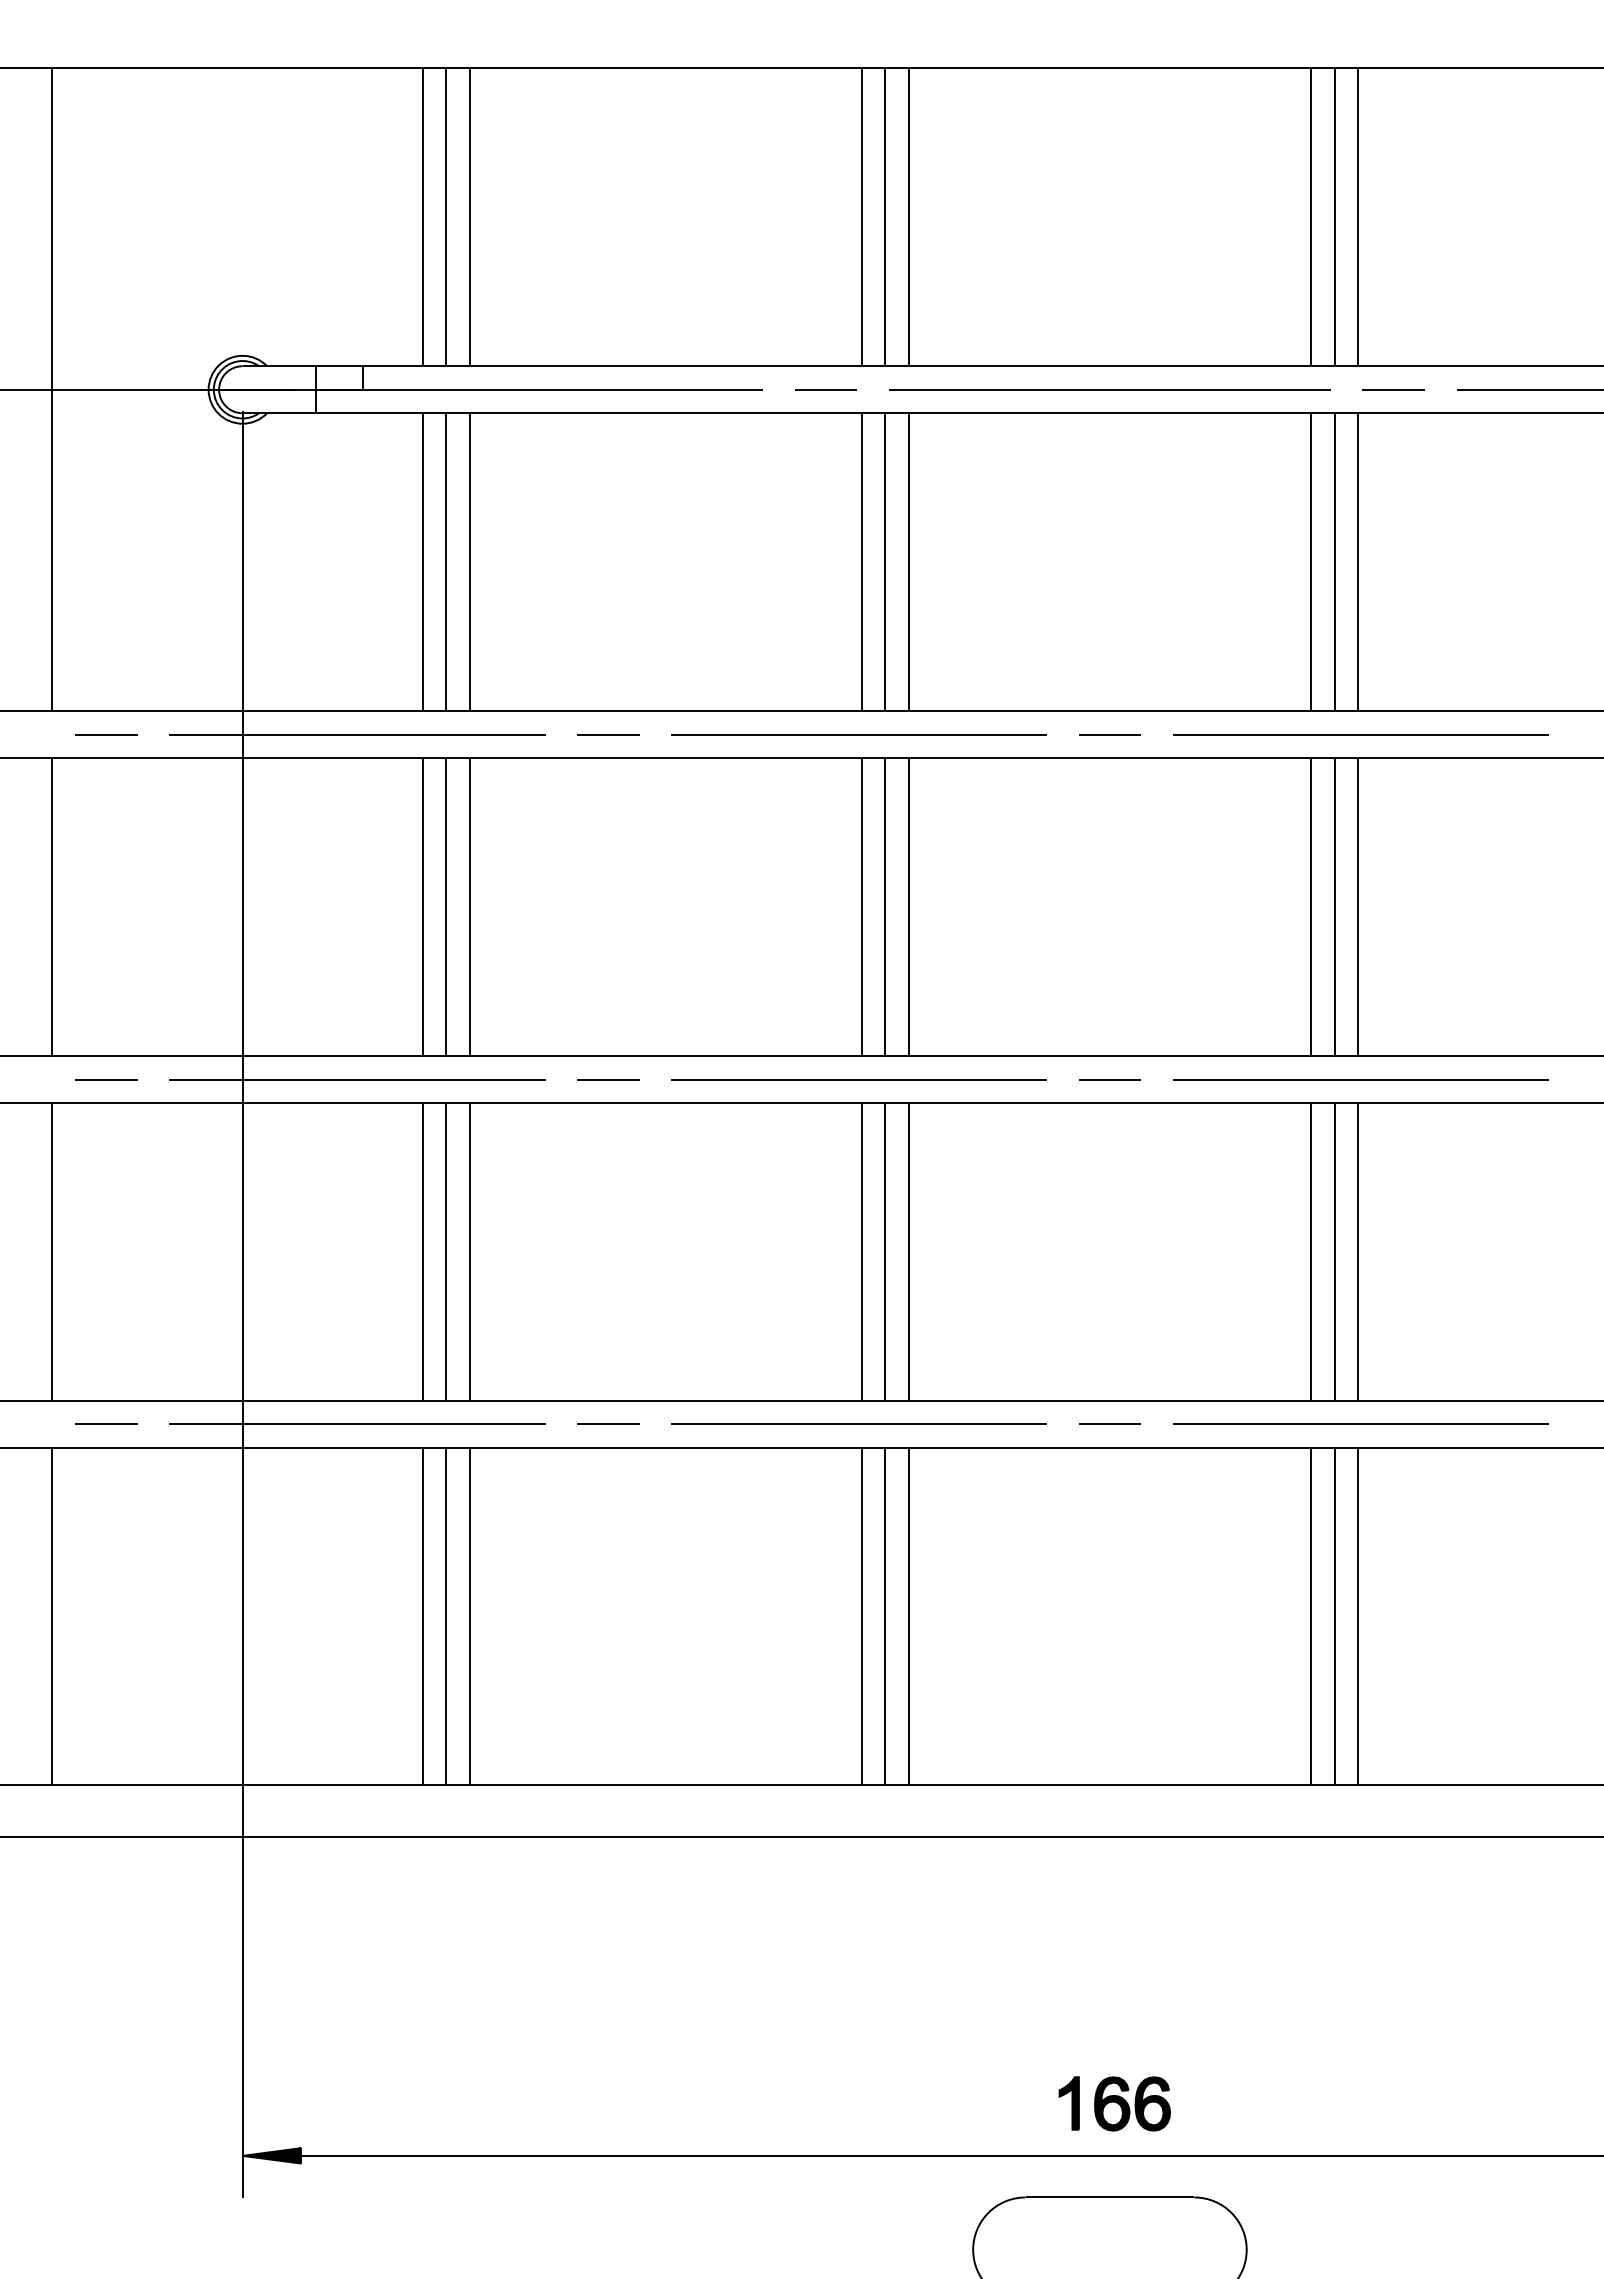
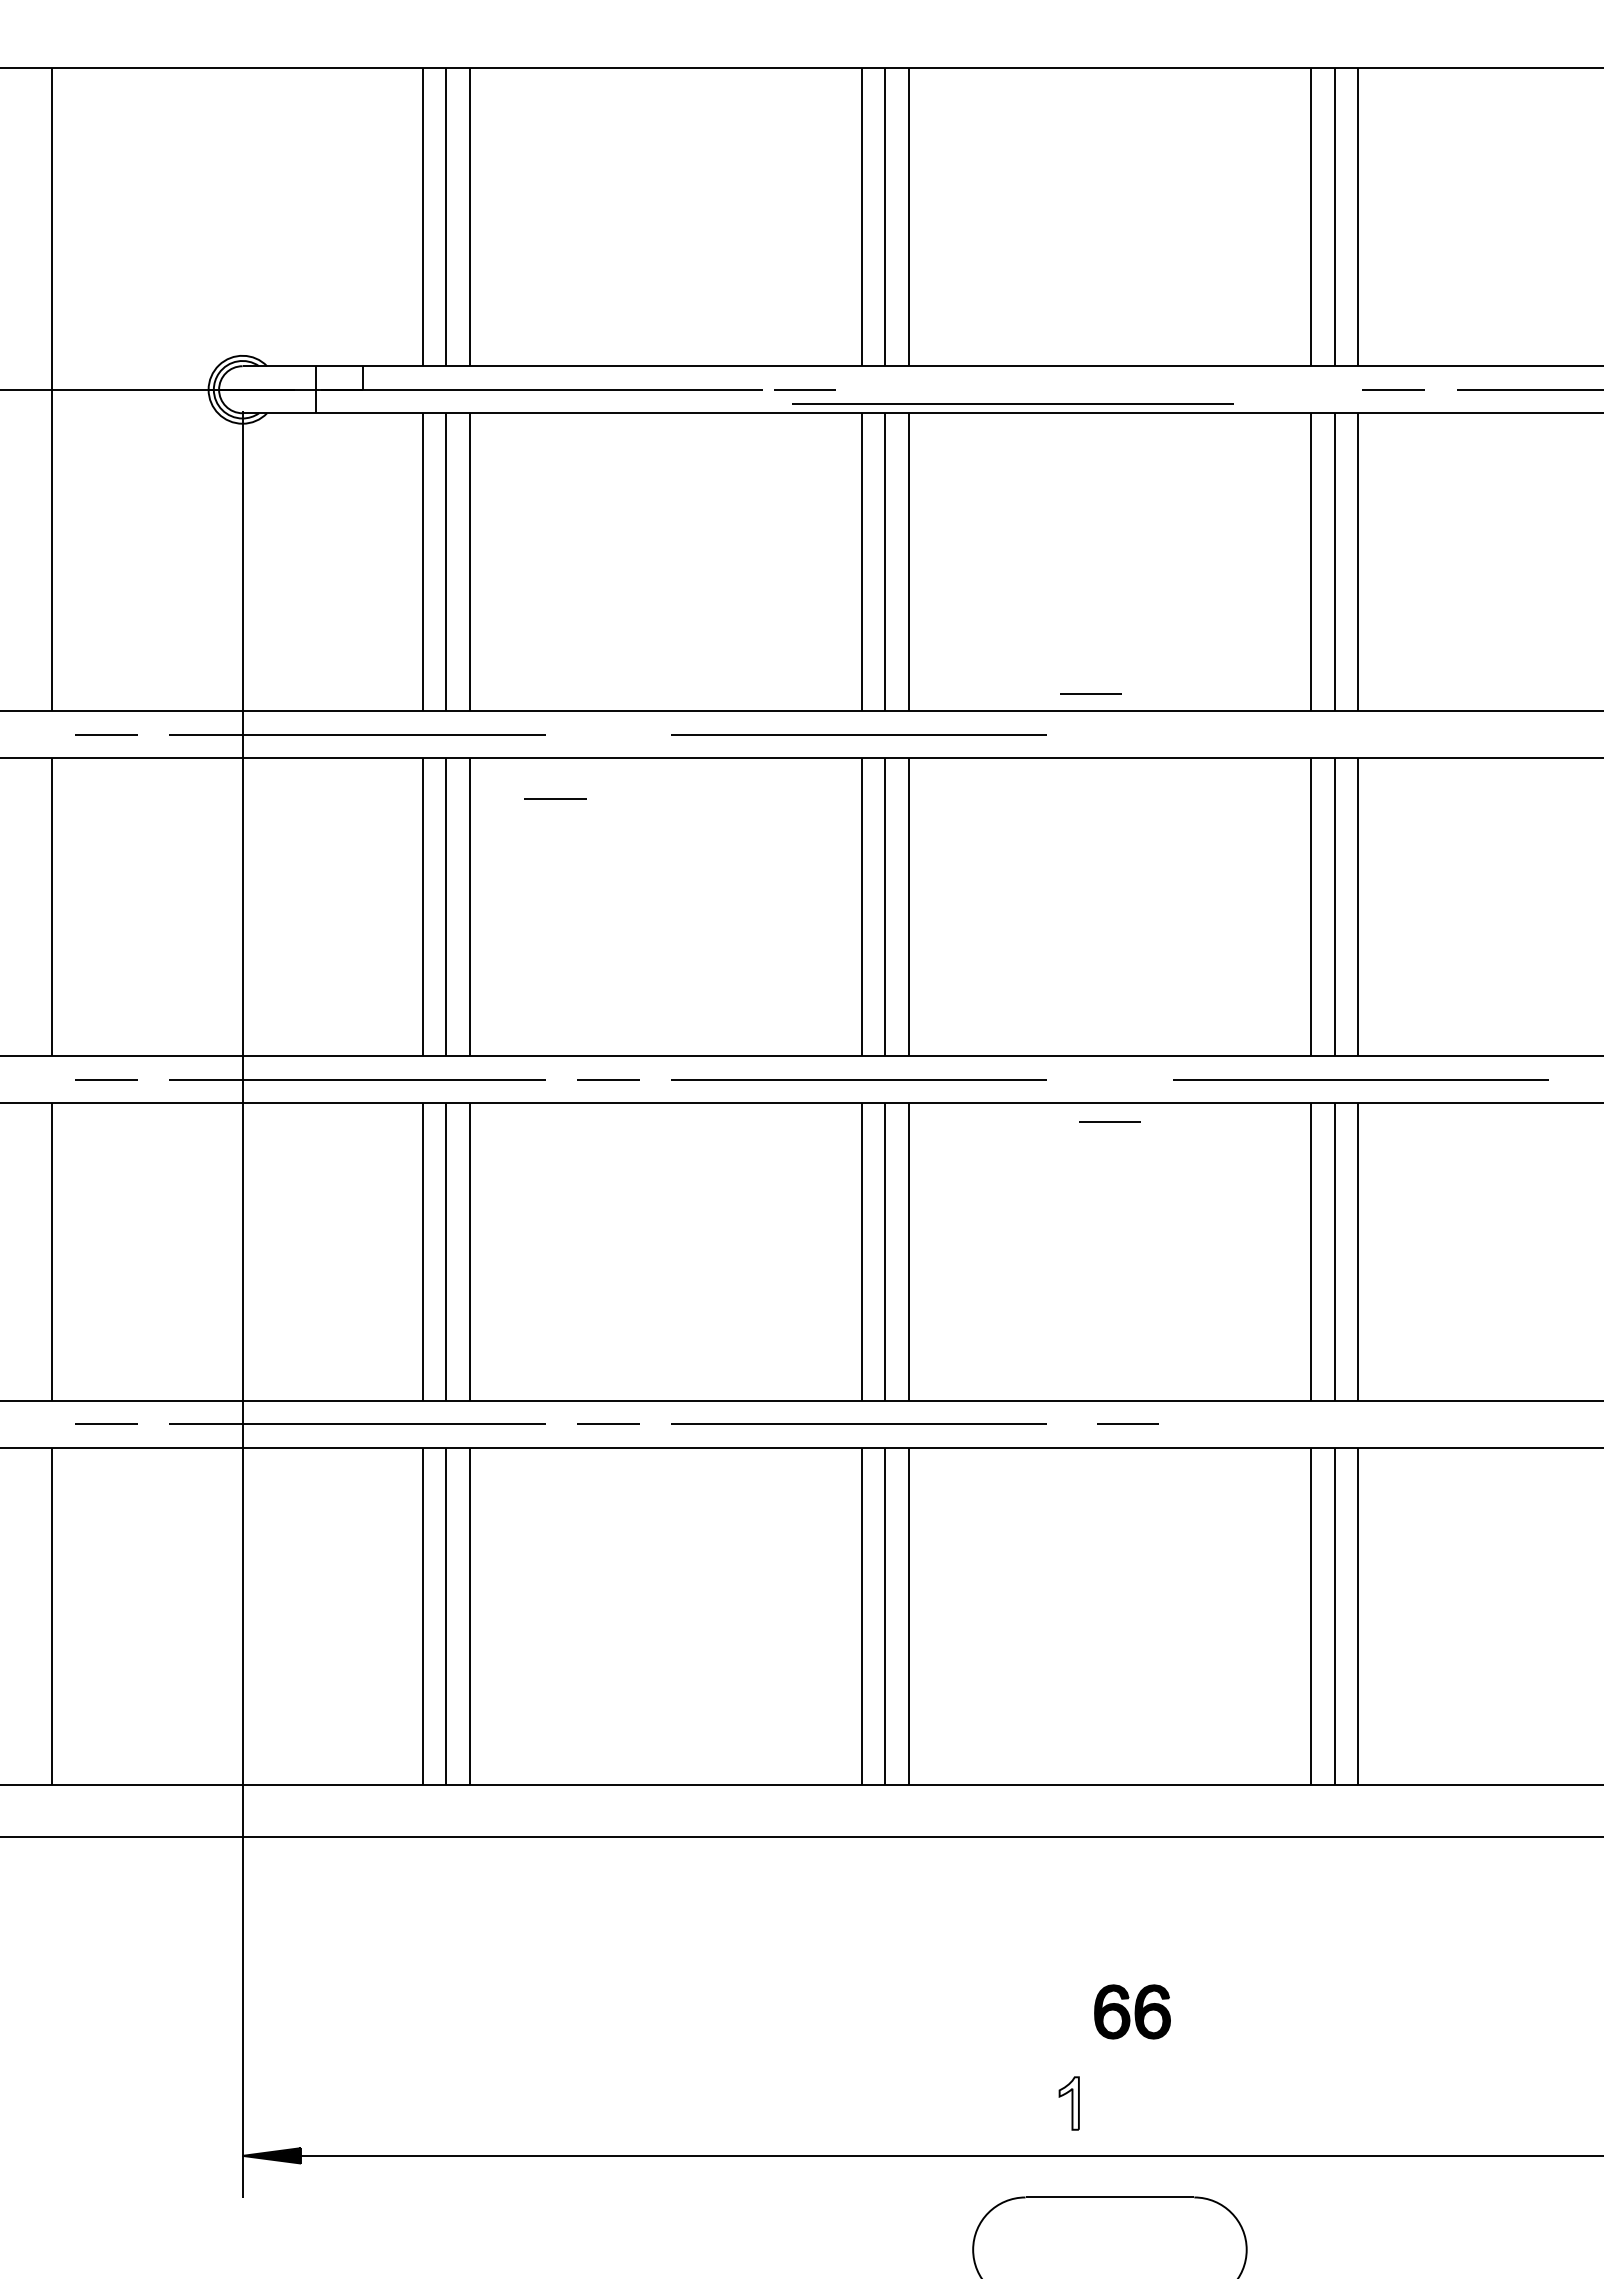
line position: (825, 389) -> (804, 389) (804, 389)
line position: (1109, 389) -> (1012, 403) (1012, 403)
line position: (608, 734) -> (555, 798) (555, 798)
line position: (1109, 734) -> (1090, 693) (1090, 693)
line: present -> none (1360, 734)
line position: (1109, 1079) -> (1109, 1121) (1109, 1121)
line position: (1109, 1423) -> (1127, 1423) (1127, 1423)
line: present -> none (1360, 1423)
fill: present -> none (1068, 2103)
part position: (1132, 2103) -> (1132, 2011) (1132, 2011)
